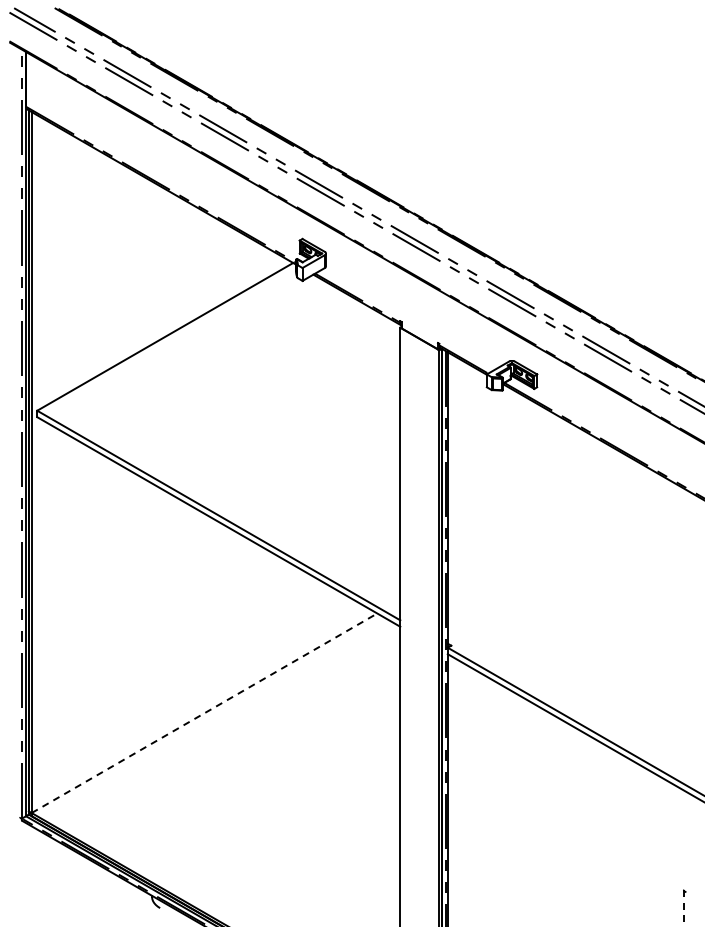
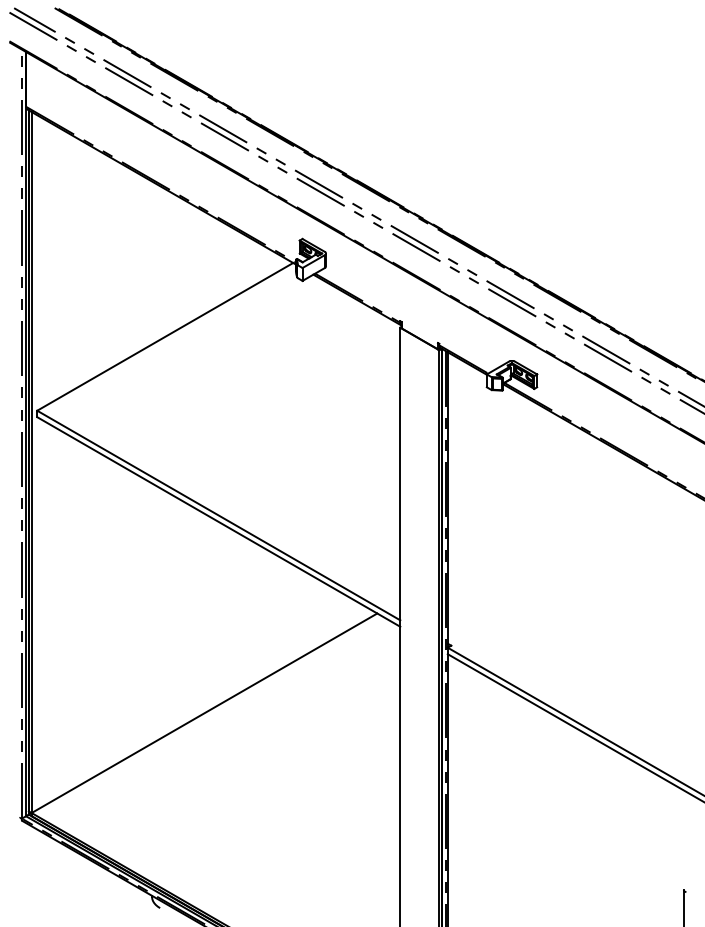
line: dashed -> solid (204, 713)
line: dashed -> solid (683, 908)
